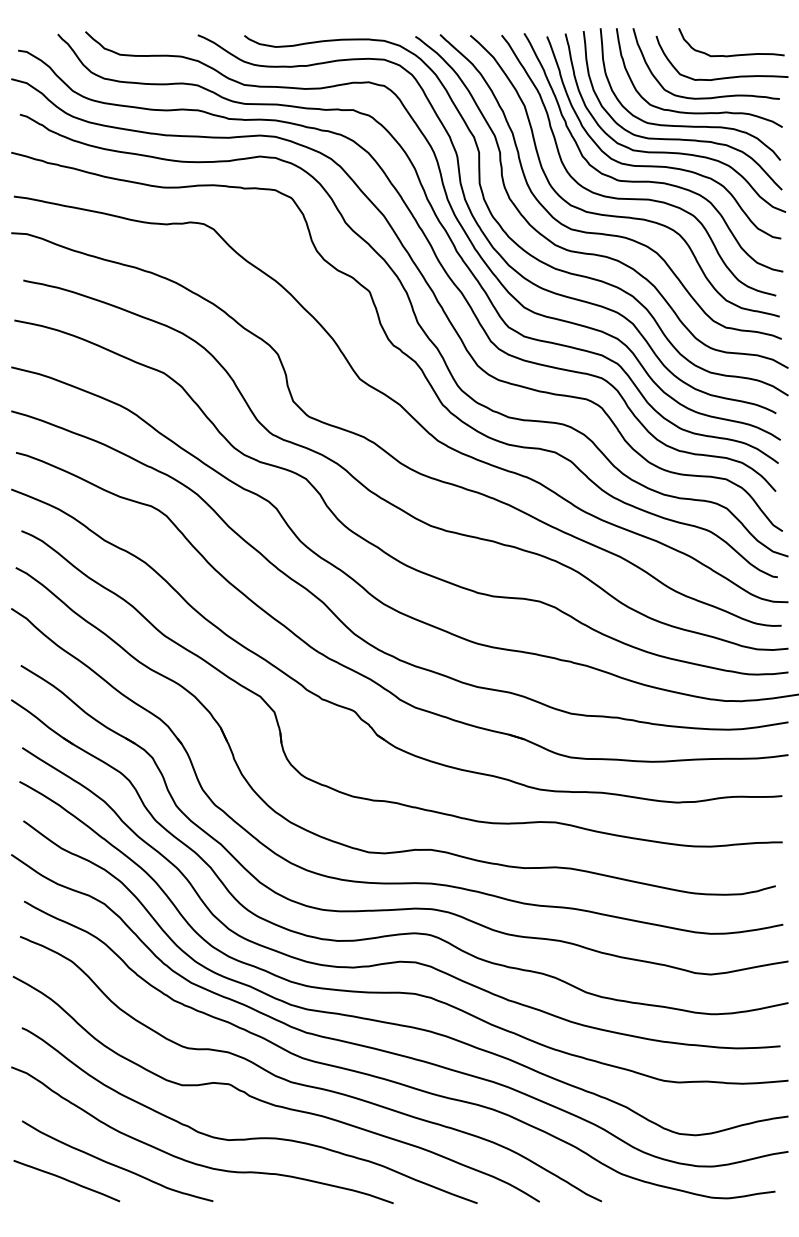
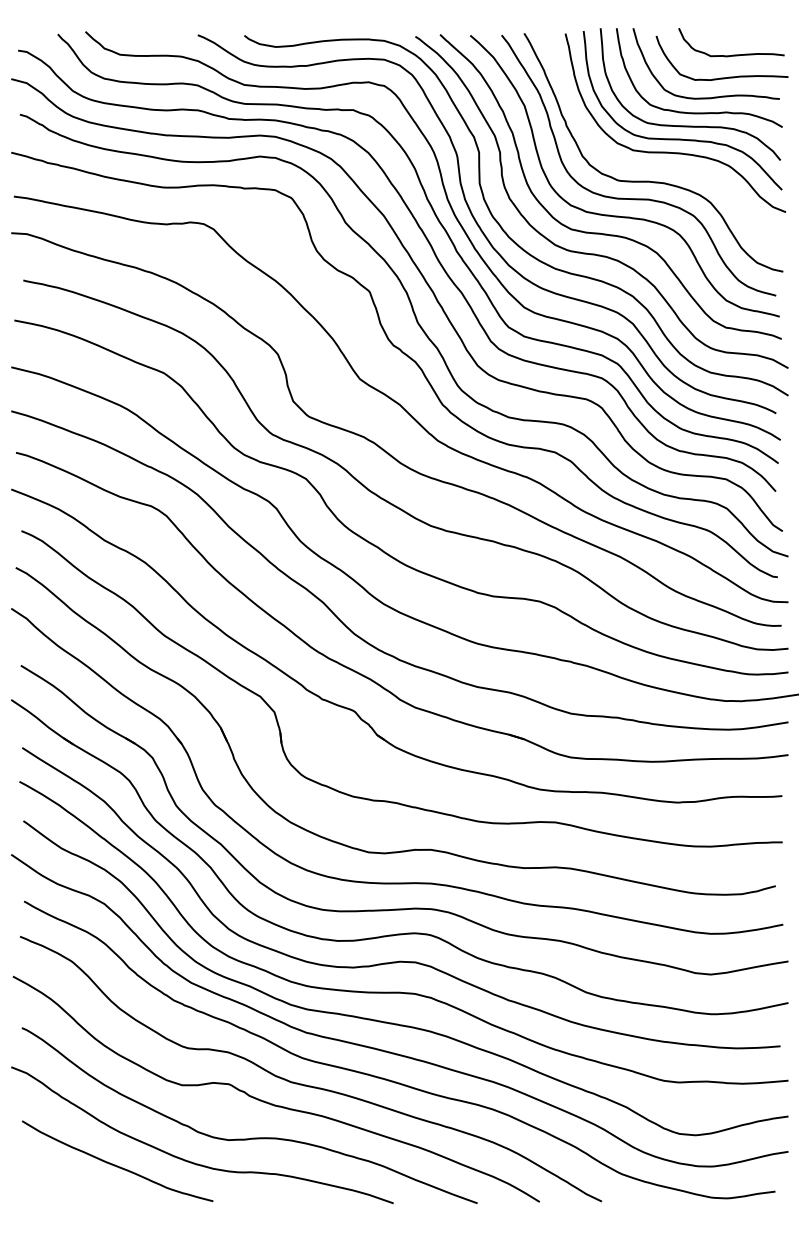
curve: present -> none (661, 165)
curve: present -> none (66, 1180)
